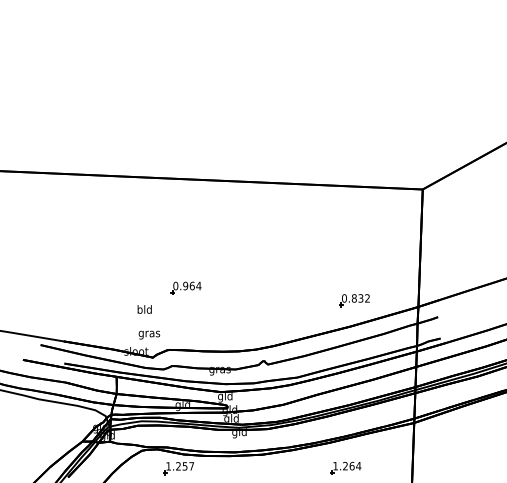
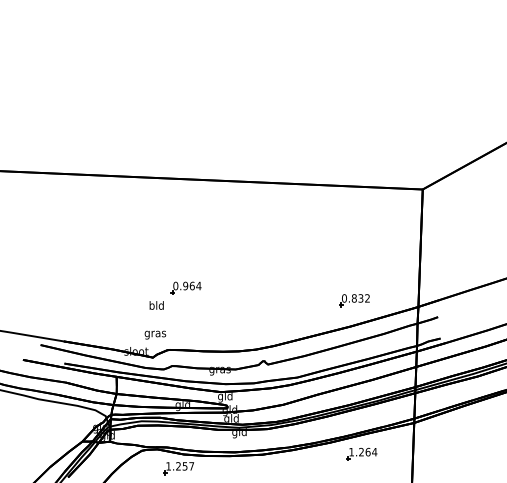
text position: (144, 309) -> (156, 305) (156, 305)
text position: (149, 334) -> (155, 334) (155, 334)
part position: (345, 467) -> (361, 453) (361, 453)
